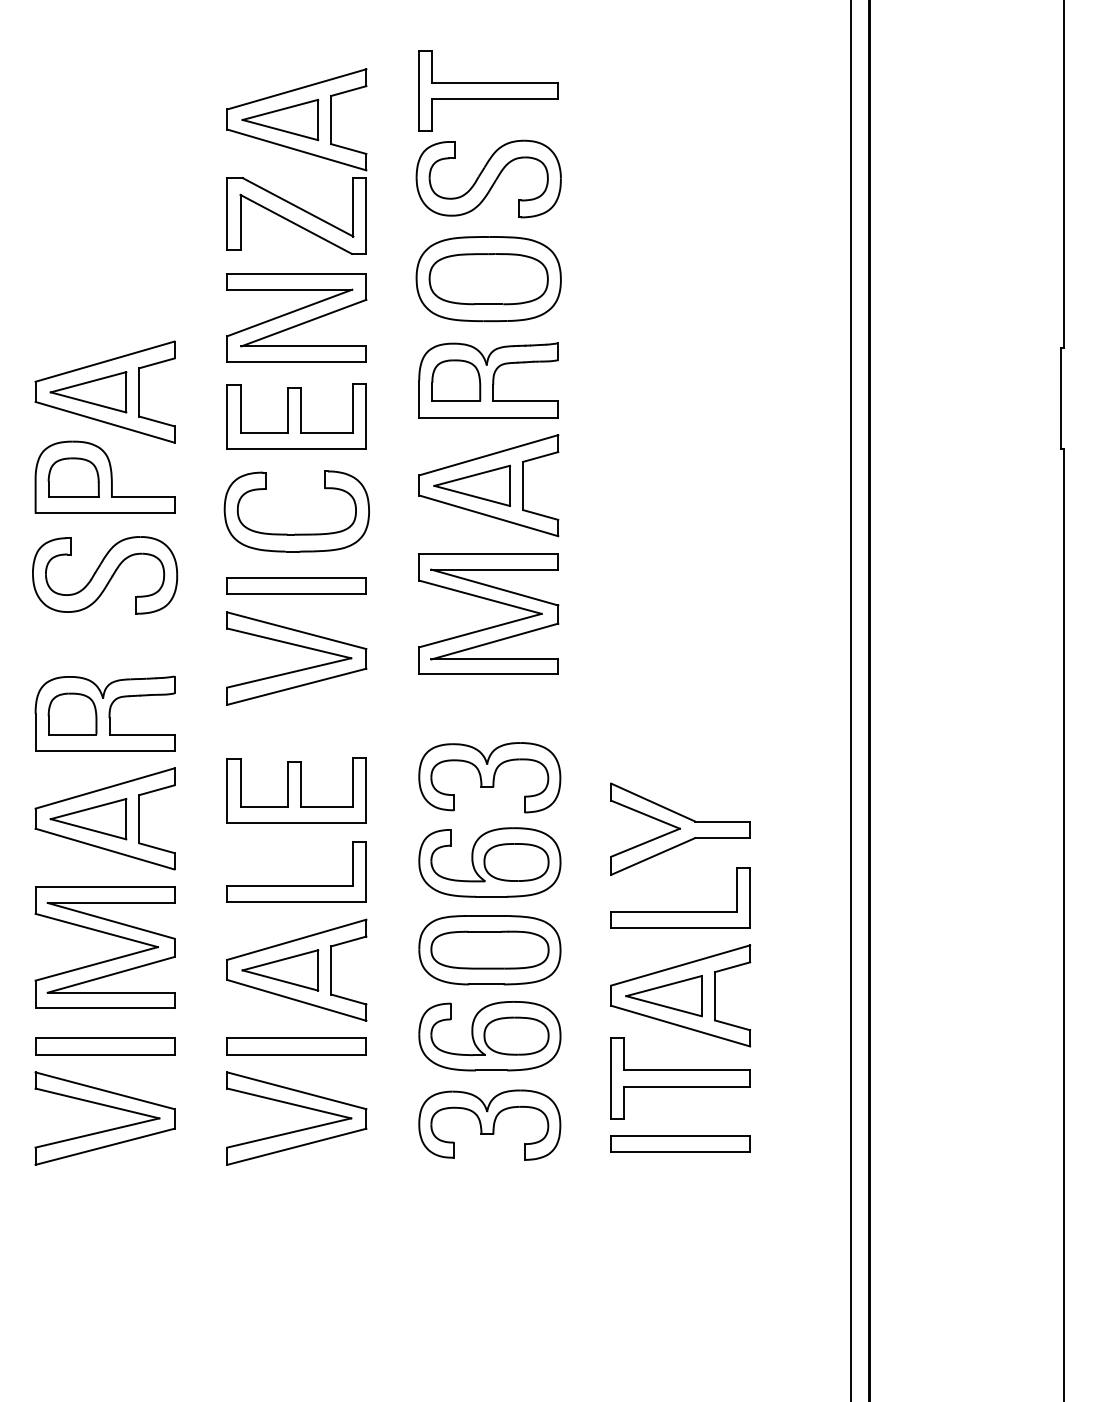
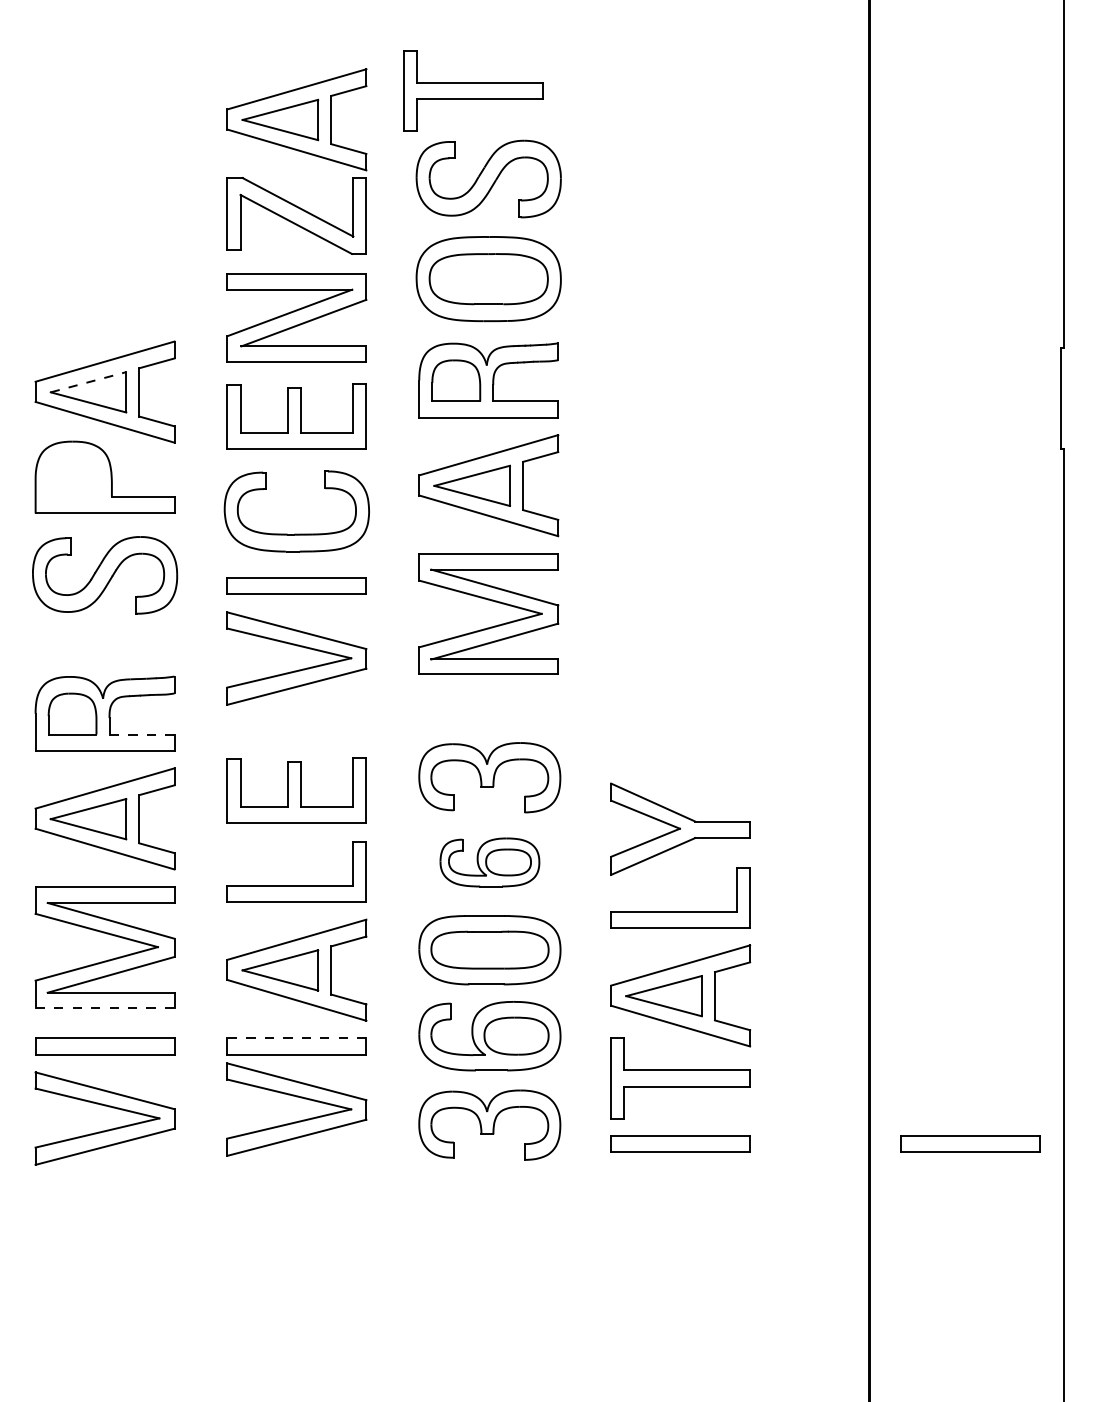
part position: (488, 90) -> (473, 90) (473, 90)
line: solid -> dashed (89, 382)
part: present -> none (73, 477)
line: present -> none (850, 700)
line: solid -> dashed (141, 734)
part size: 144x71 px -> 102x51 px (489, 862)
line: solid -> dashed (105, 1007)
line: solid -> dashed (296, 1038)
part position: (298, 1129) -> (298, 1120) (298, 1120)
part: none -> present (970, 1143)
